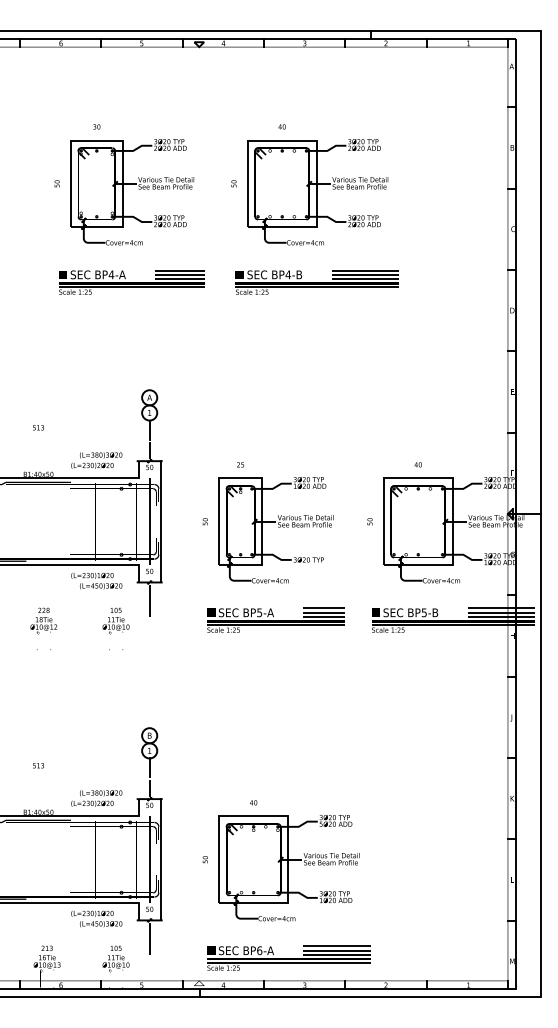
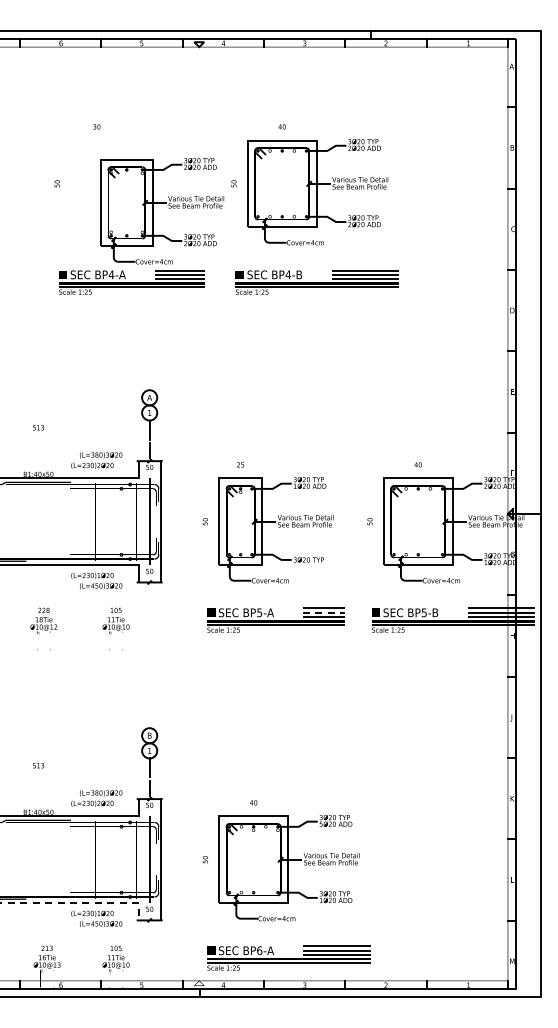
part position: (138, 189) -> (168, 208) (168, 208)
line: present -> none (149, 600)
line: solid -> dashed (323, 612)
line: solid -> dashed (78, 903)
line: present -> none (149, 938)
